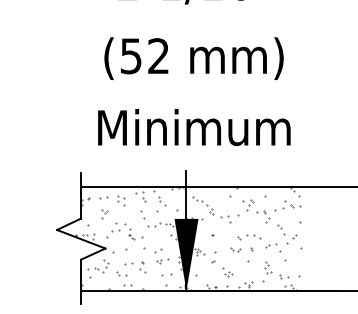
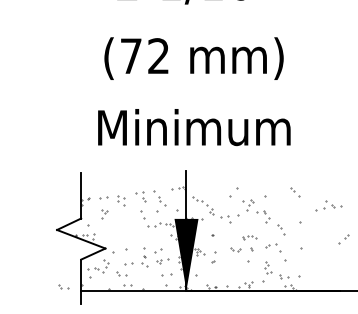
text: (52 -> (72 (131, 56)
line: present -> none (217, 186)
part position: (287, 205) -> (328, 205) (328, 205)
part: present -> none (124, 231)
part size: 25x7 px -> 16x6 px (249, 237)
part position: (291, 239) -> (343, 239) (343, 239)
part position: (142, 267) -> (144, 261) (144, 261)
part: present -> none (227, 272)
part: none -> present (63, 286)
